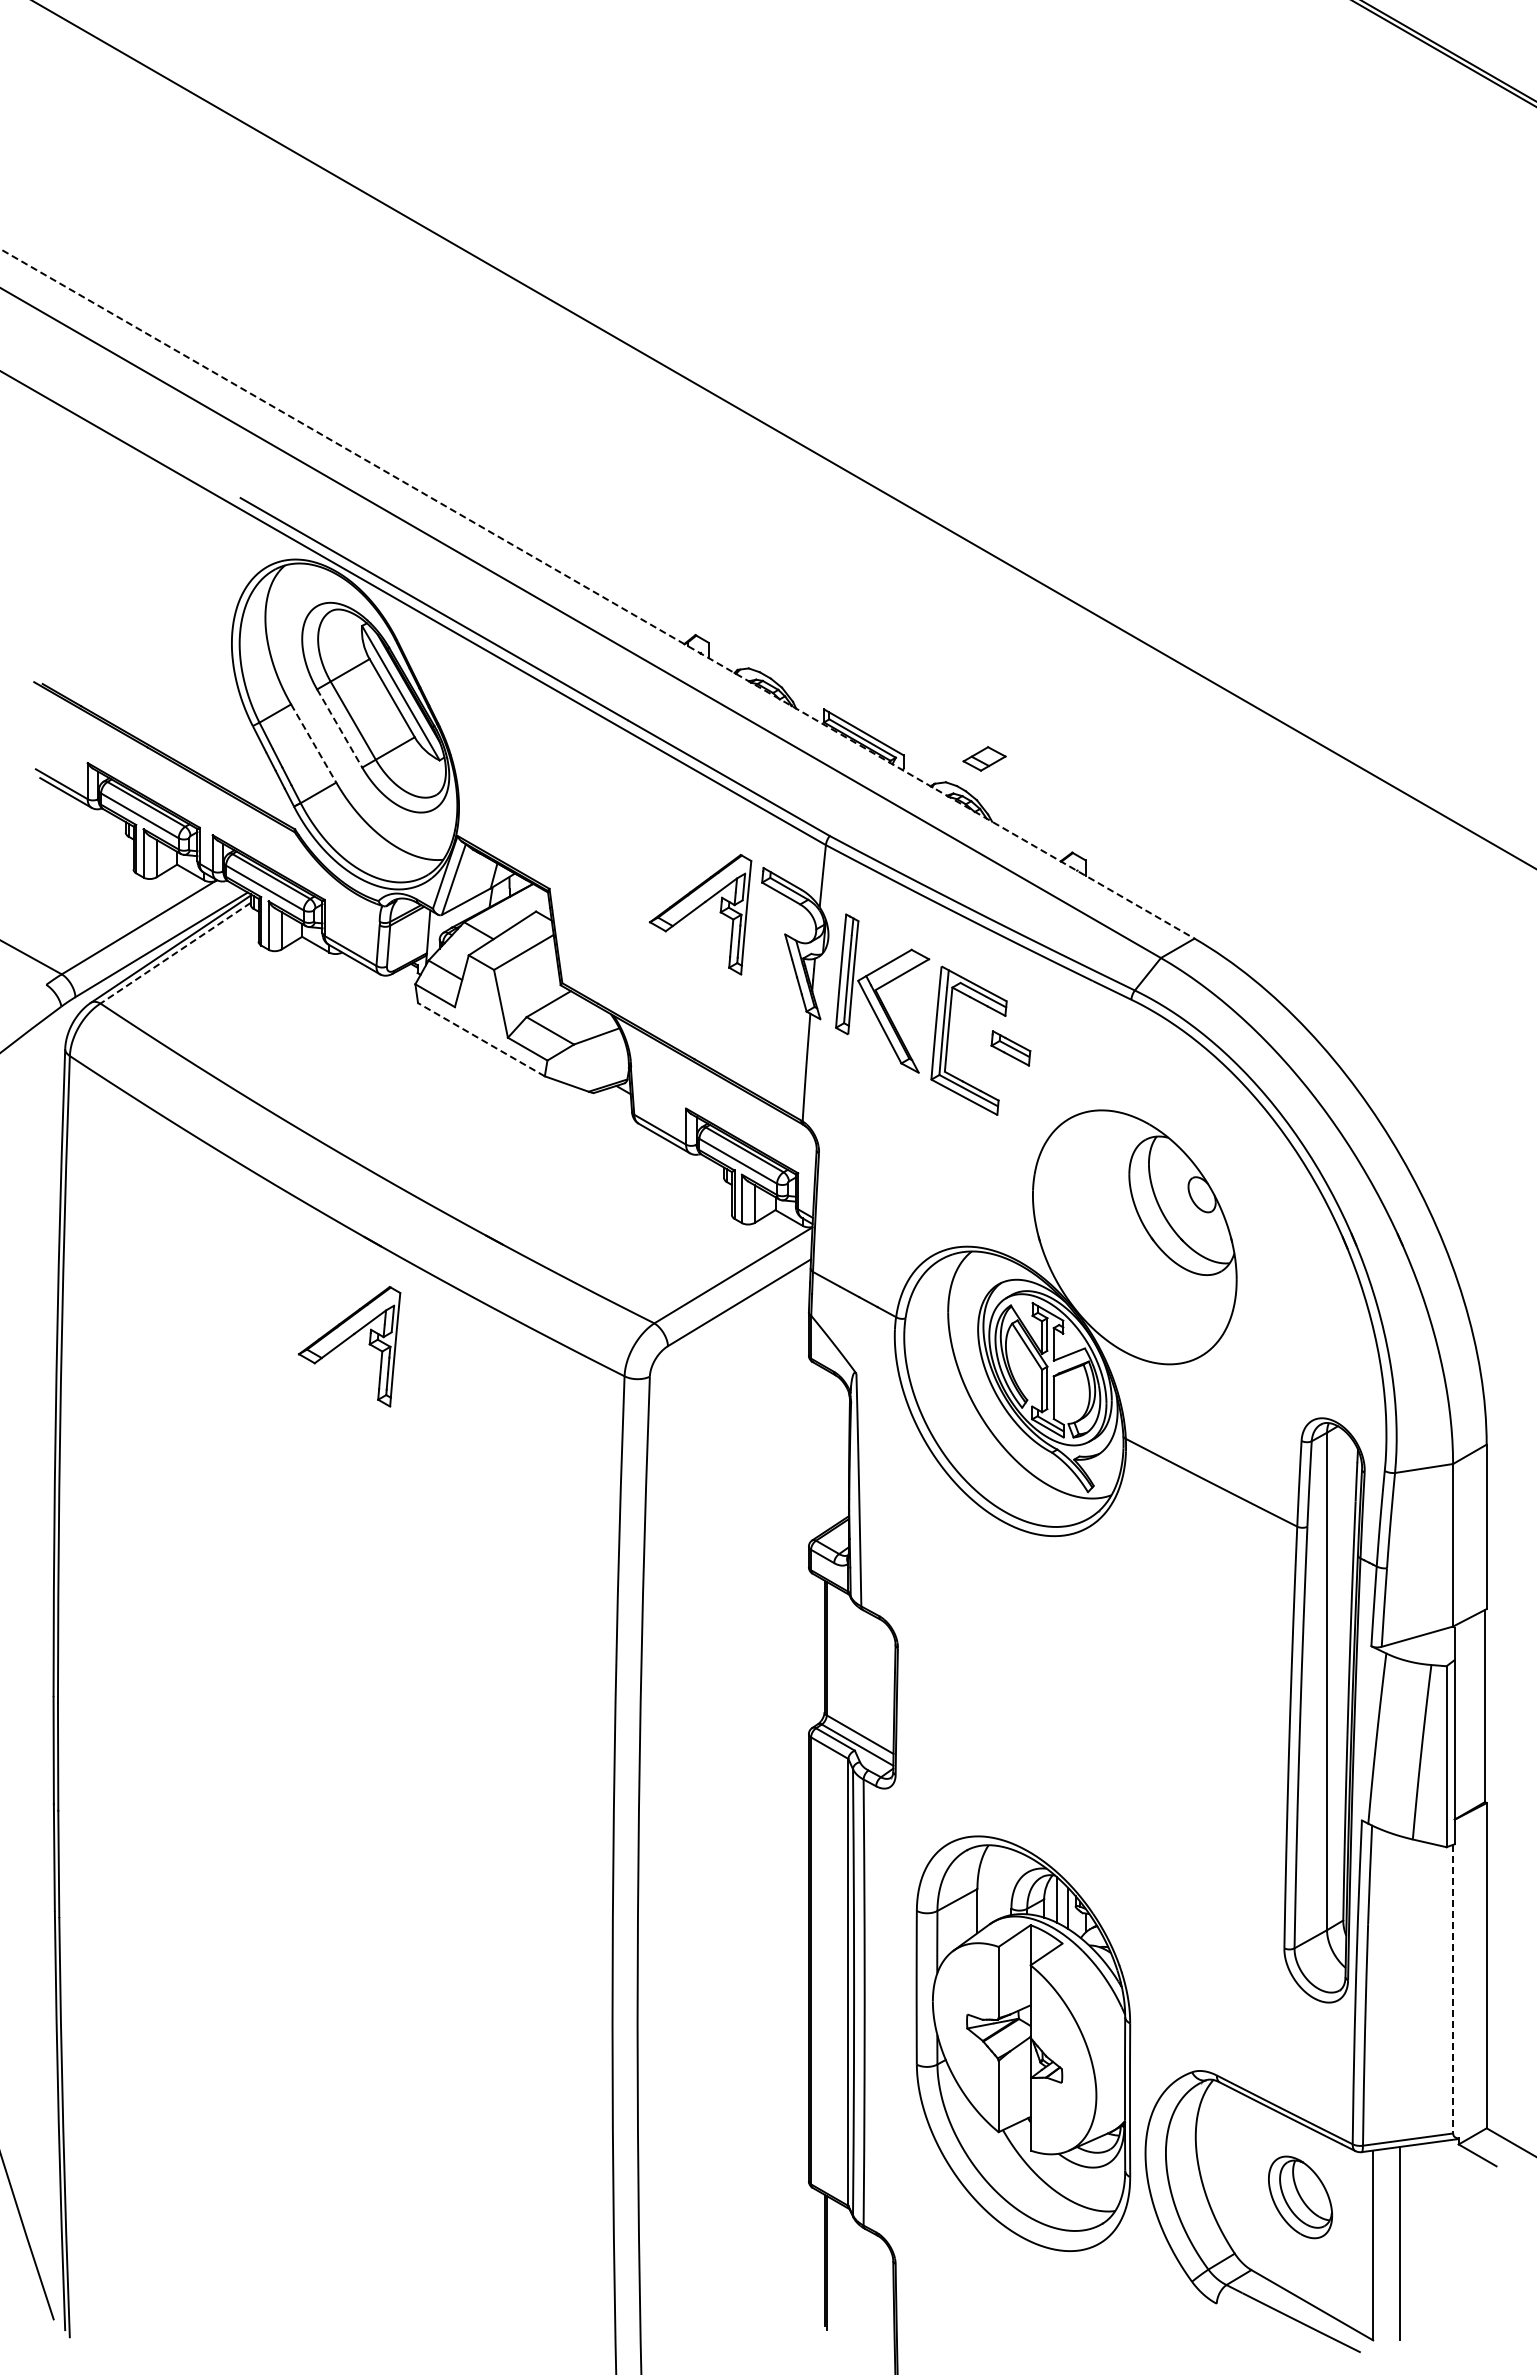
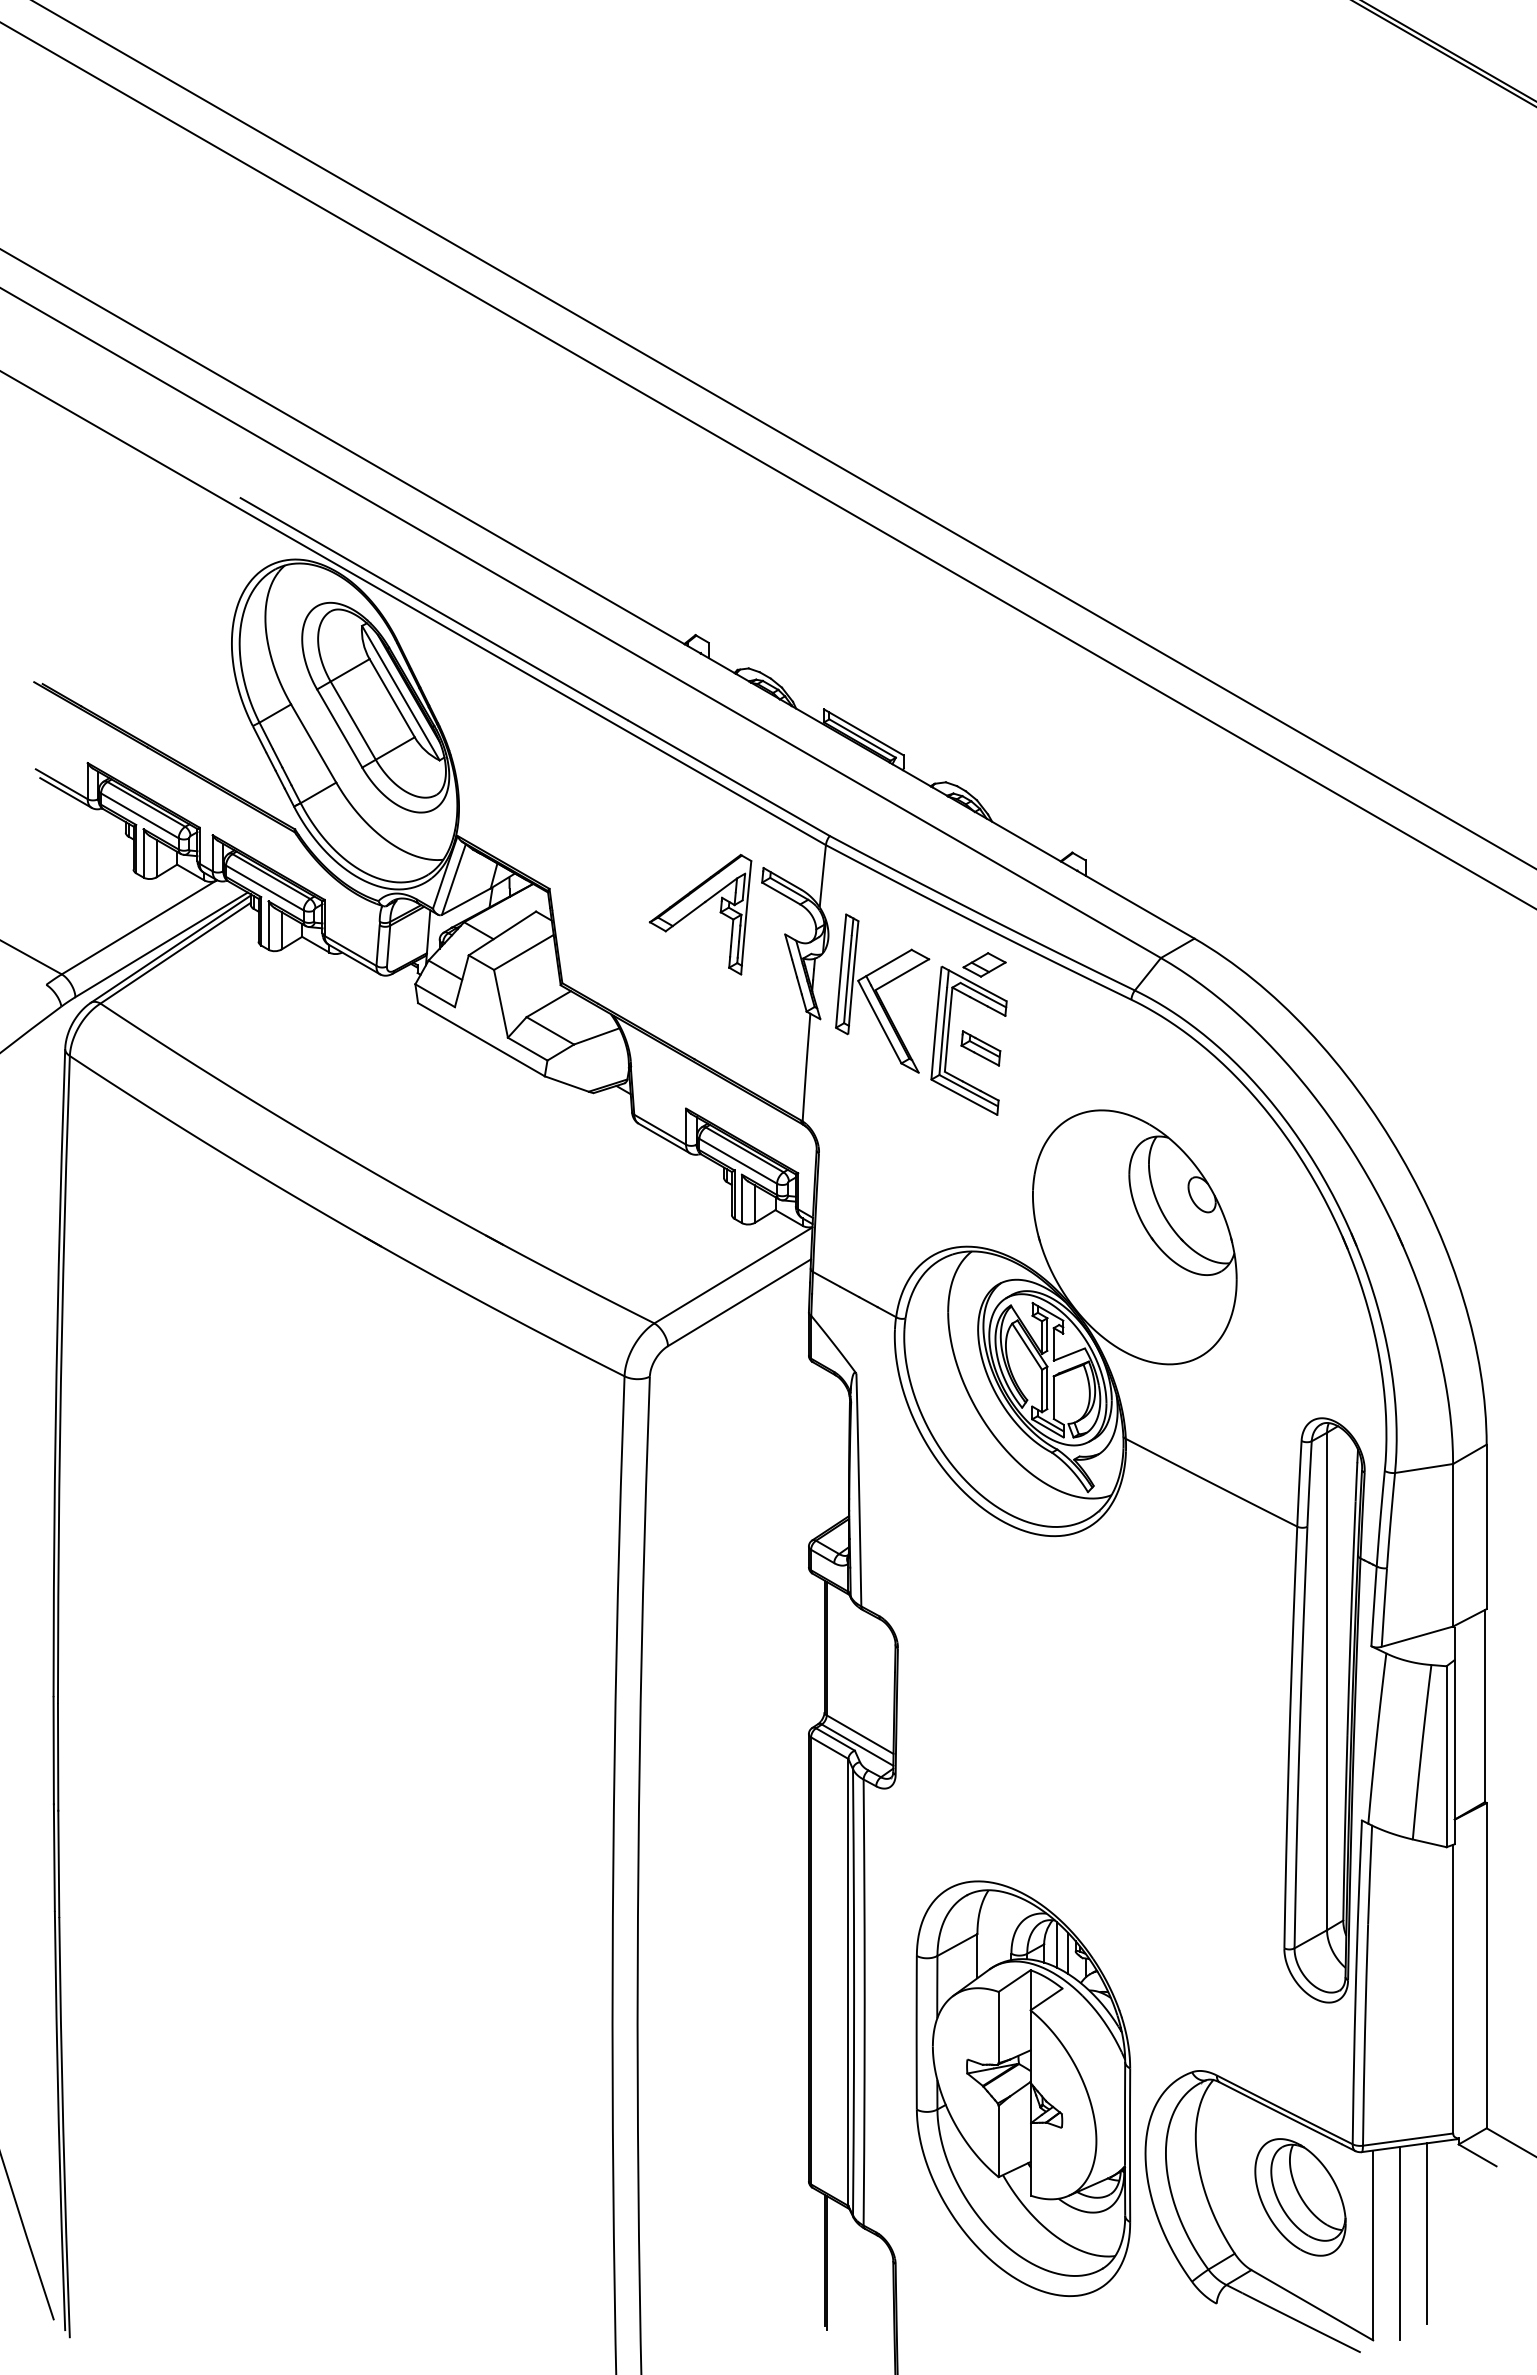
line: none -> present (767, 465)
line: dashed -> solid (597, 594)
line: dashed -> solid (339, 728)
line: dashed -> solid (313, 743)
part position: (984, 758) -> (984, 964) (984, 964)
line: dashed -> solid (175, 953)
line: dashed -> solid (481, 1039)
part position: (1010, 1048) -> (980, 1048) (980, 1048)
part: present -> none (347, 1340)
line: dashed -> solid (1453, 1989)
part position: (1023, 2043) -> (1023, 2088) (1023, 2088)
part size: 66x85 px -> 93x119 px (1300, 2197)
line: none -> present (1426, 2233)
